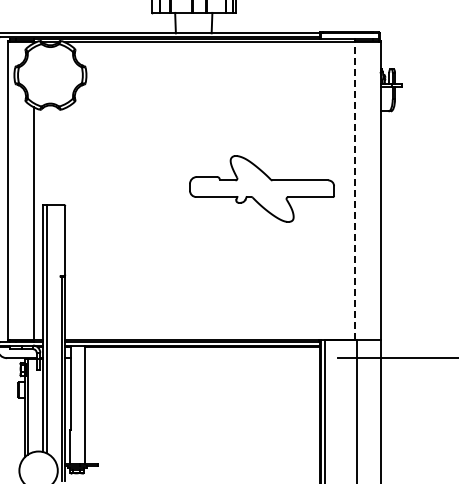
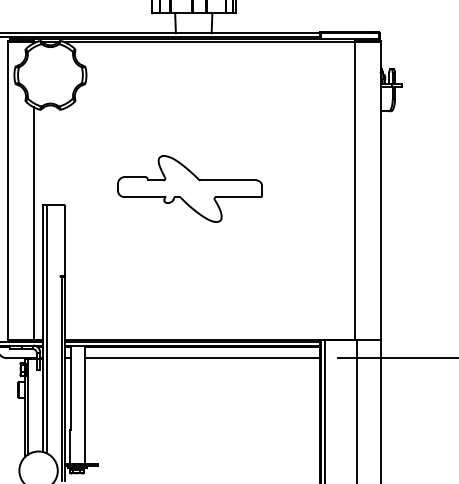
part position: (261, 188) -> (189, 188) (189, 188)
line: dashed -> solid (355, 190)
line: none -> present (201, 358)
